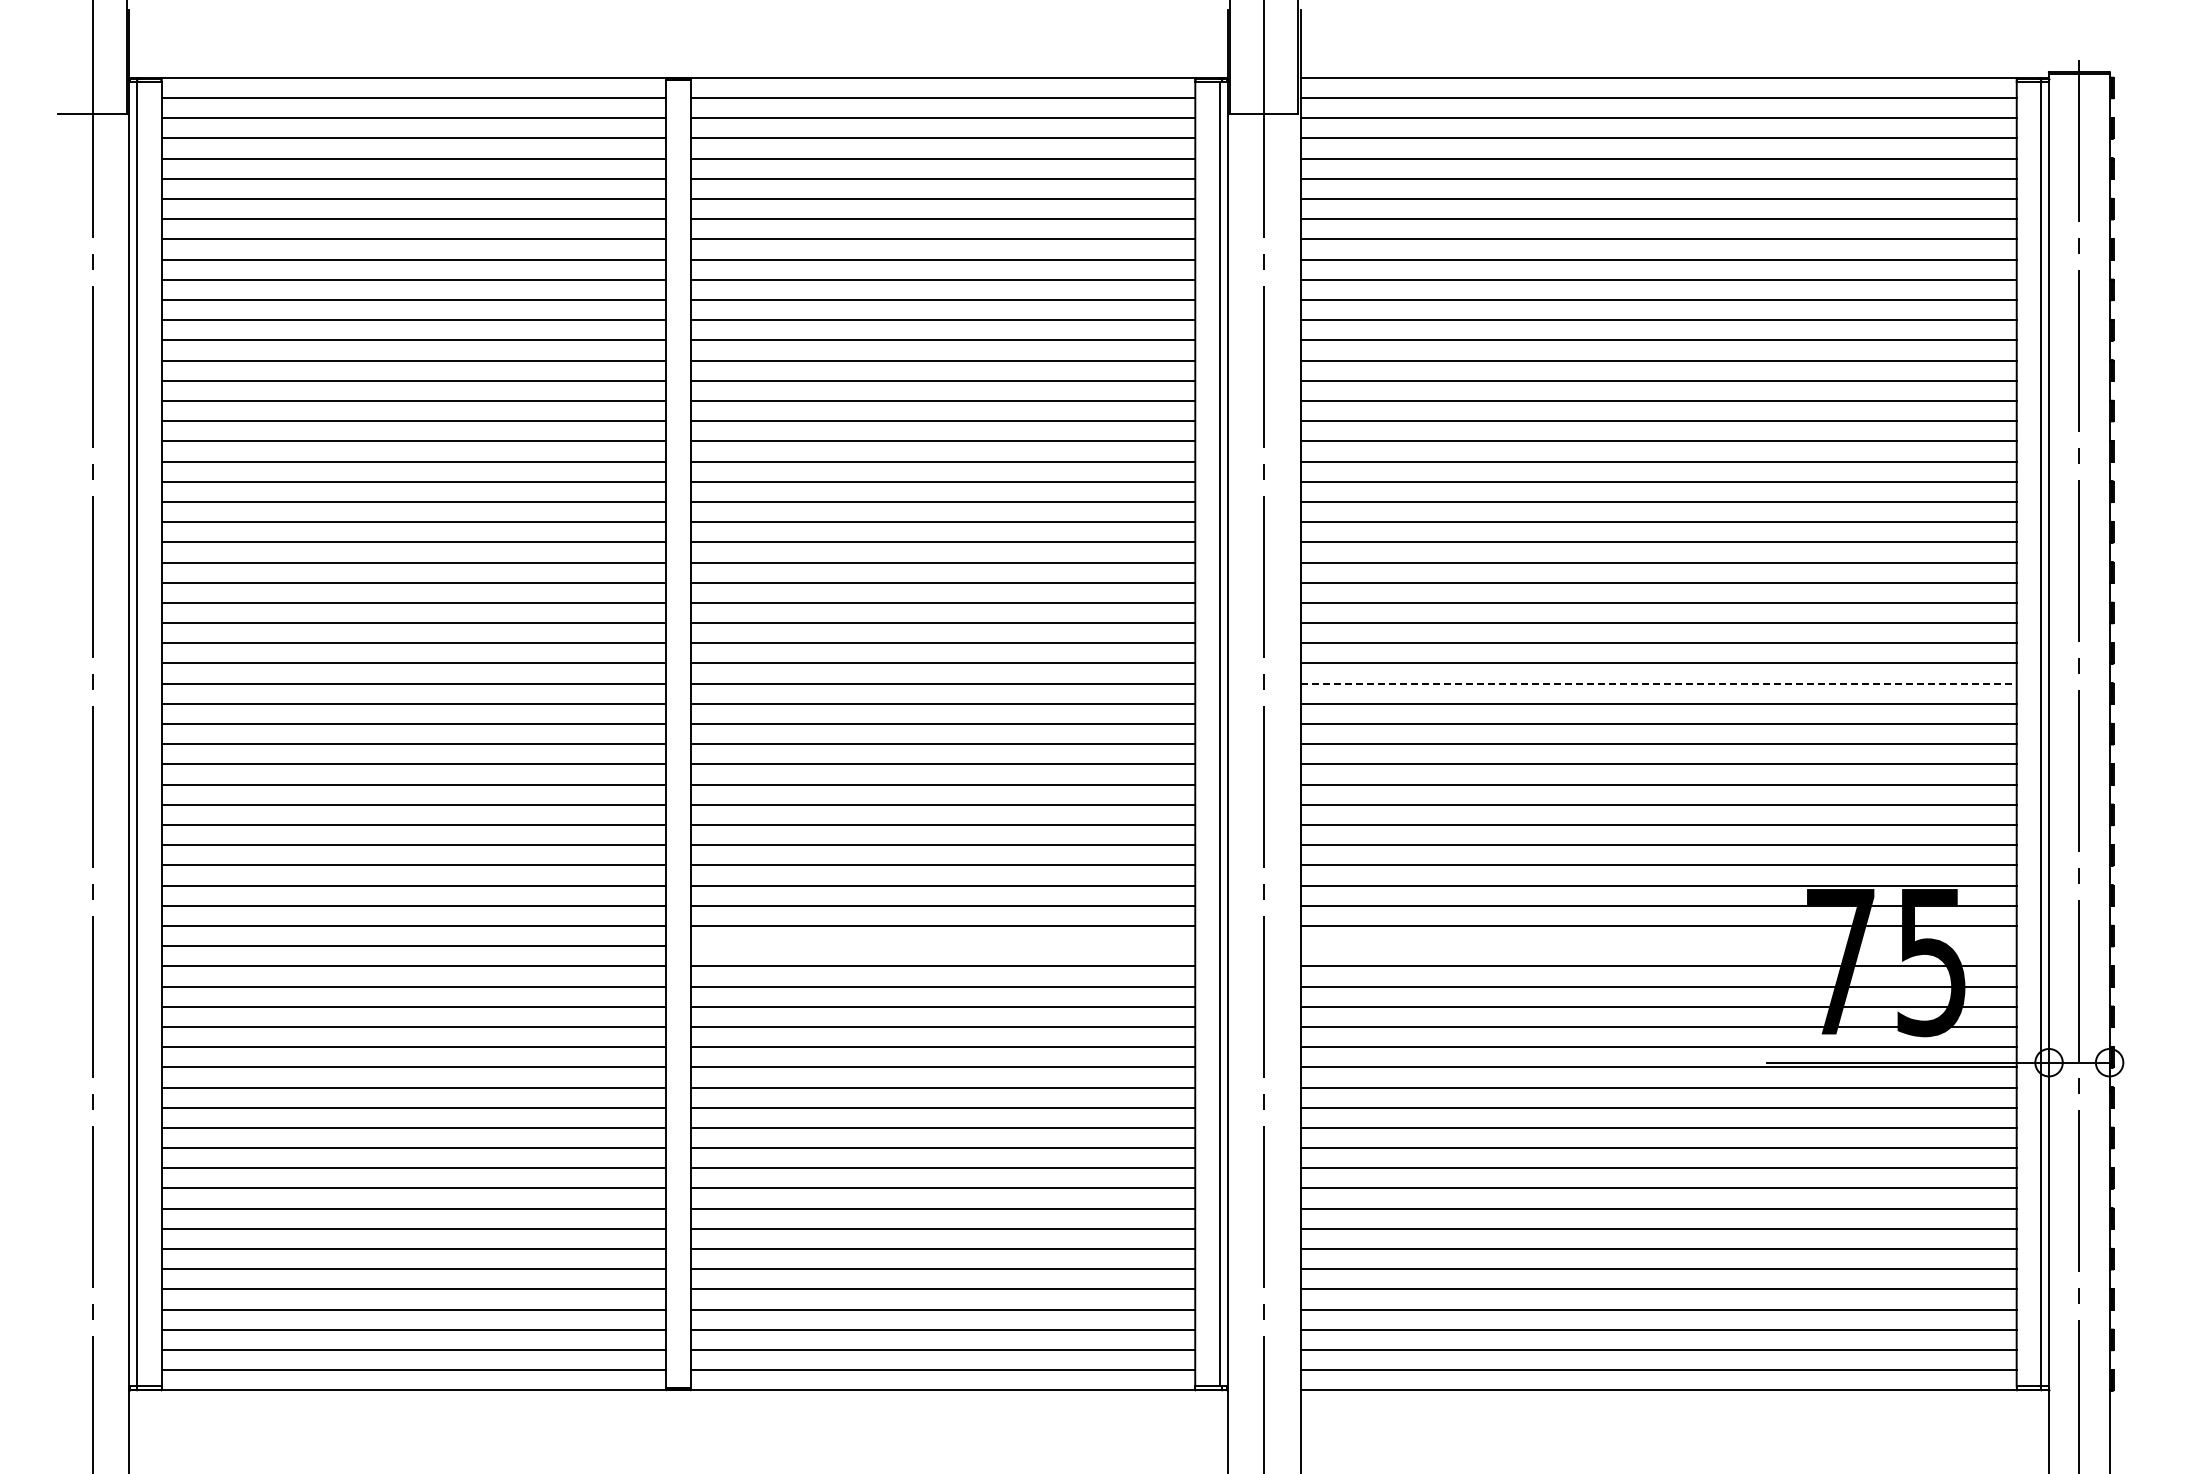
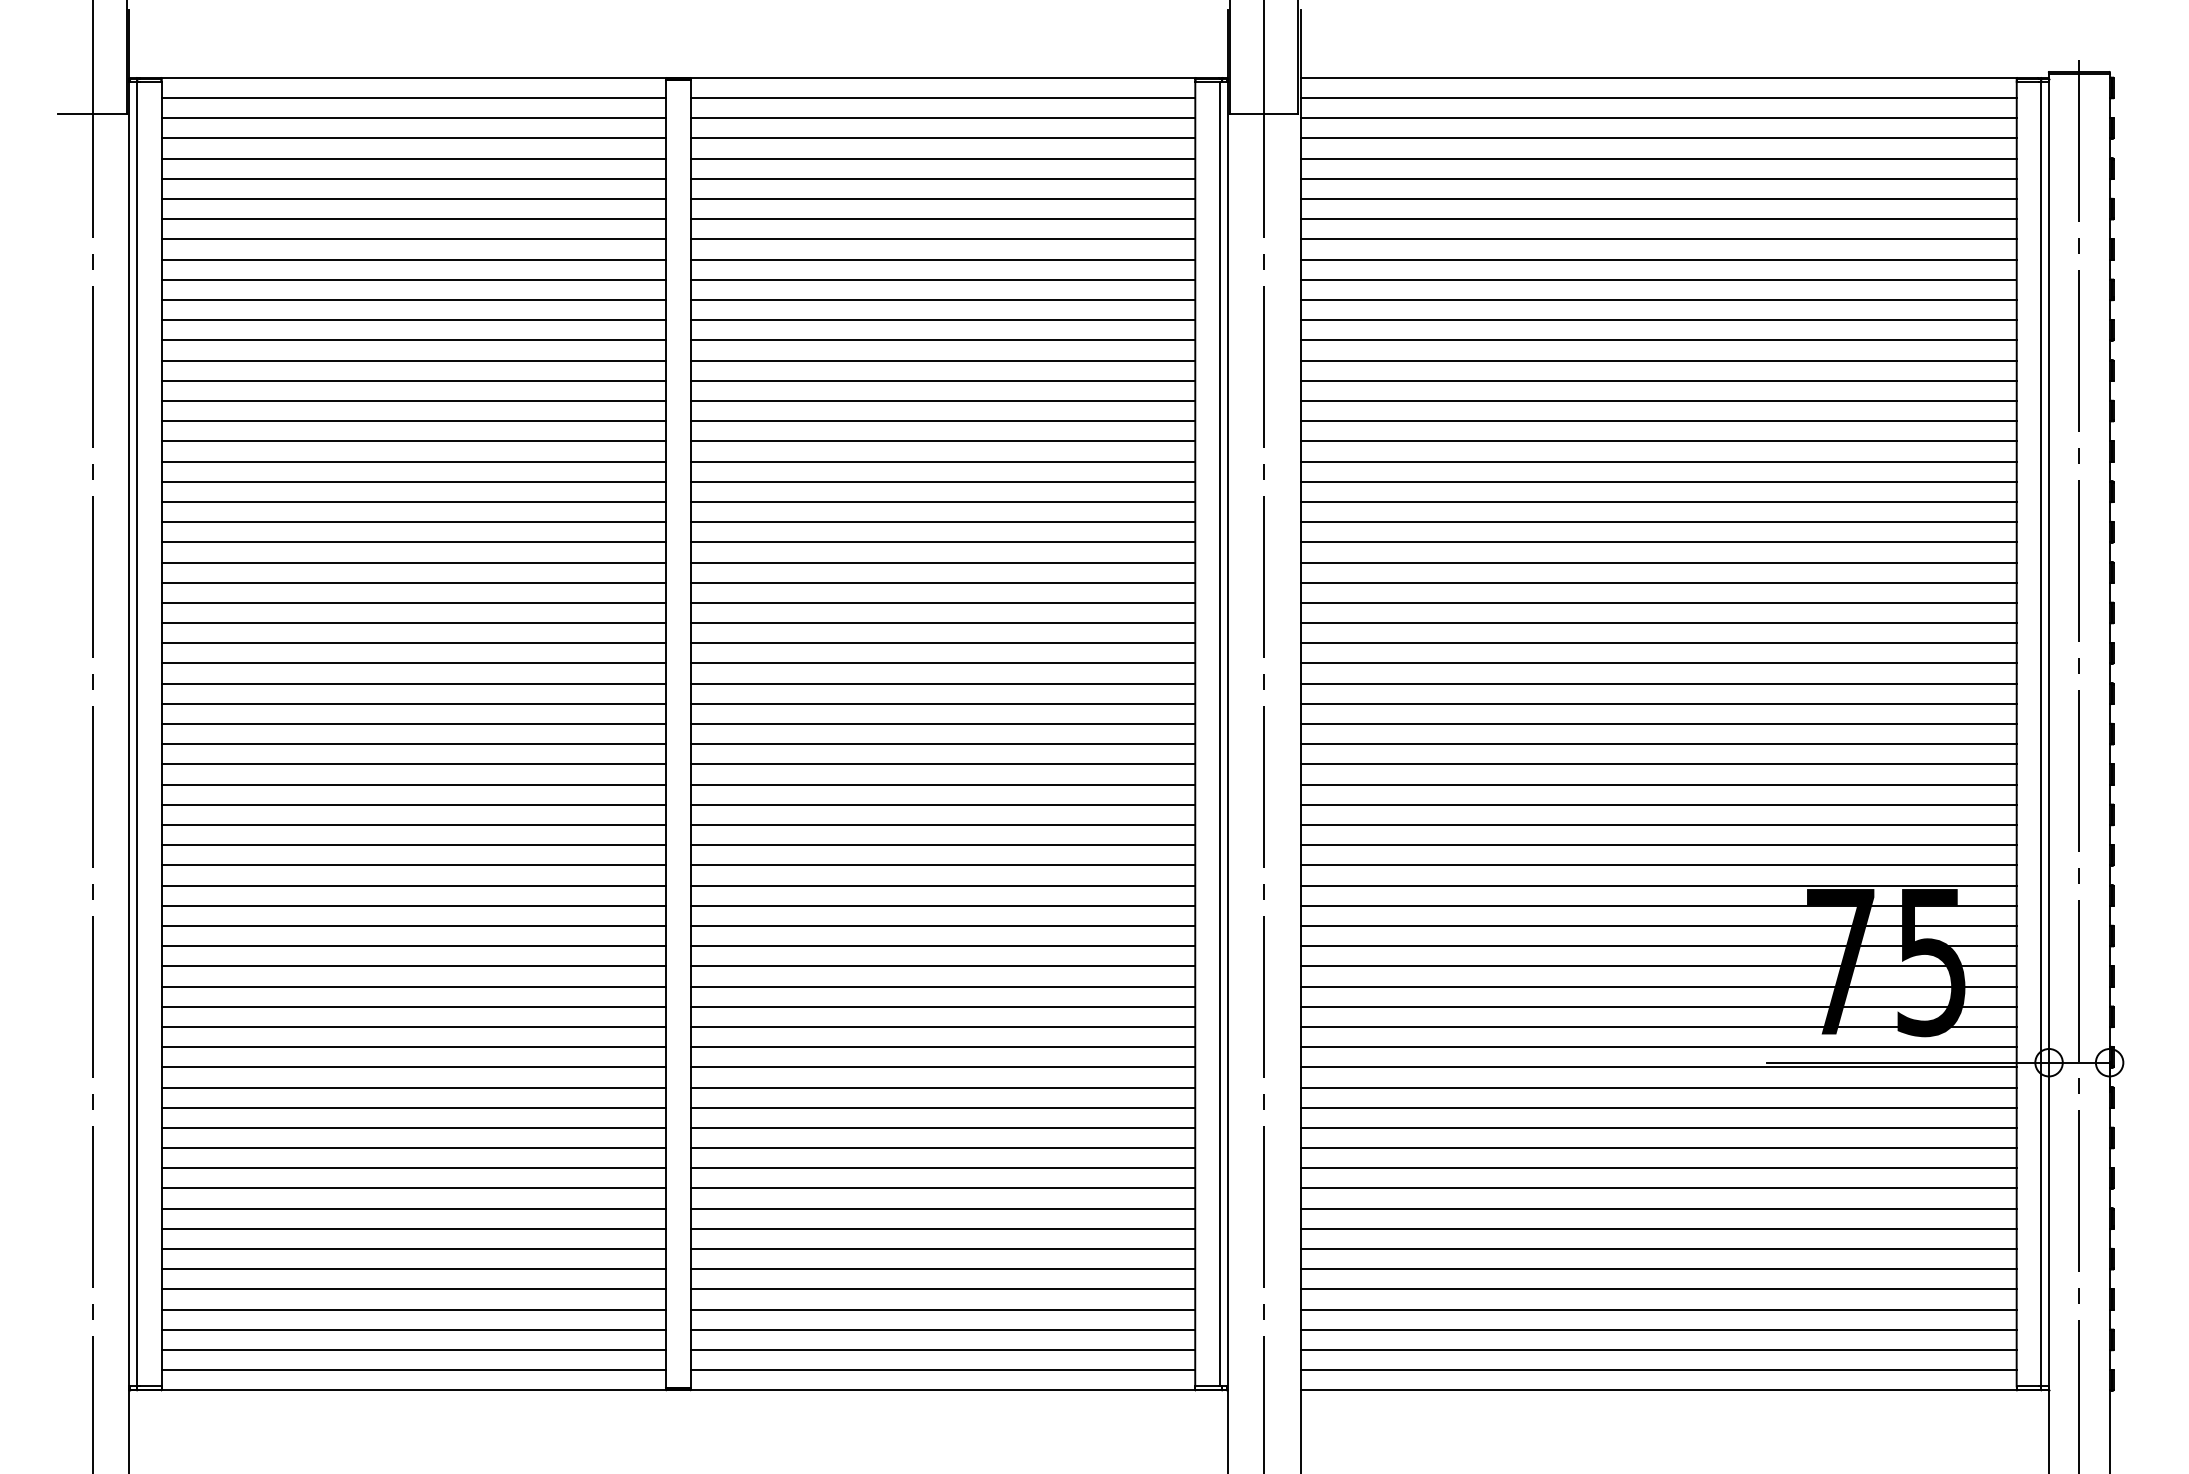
line: dashed -> solid (1659, 683)
line: none -> present (942, 946)
line: none -> present (1658, 946)
